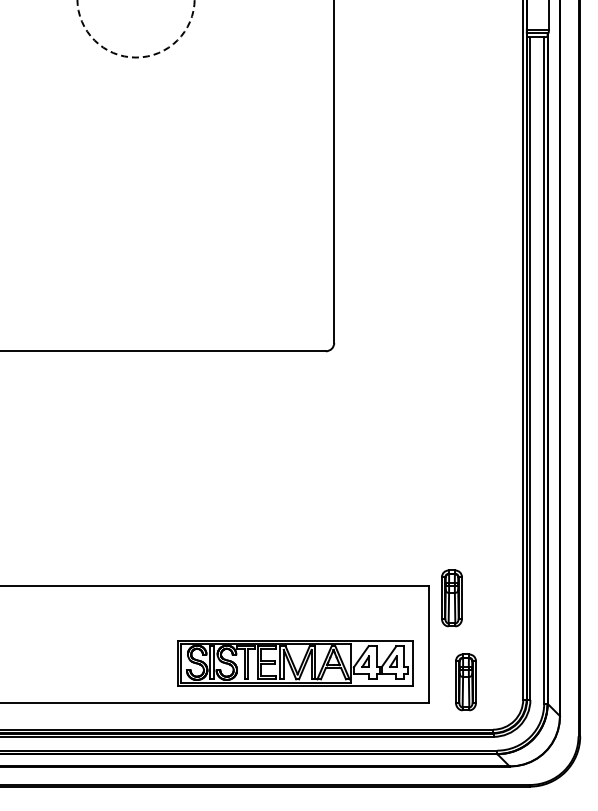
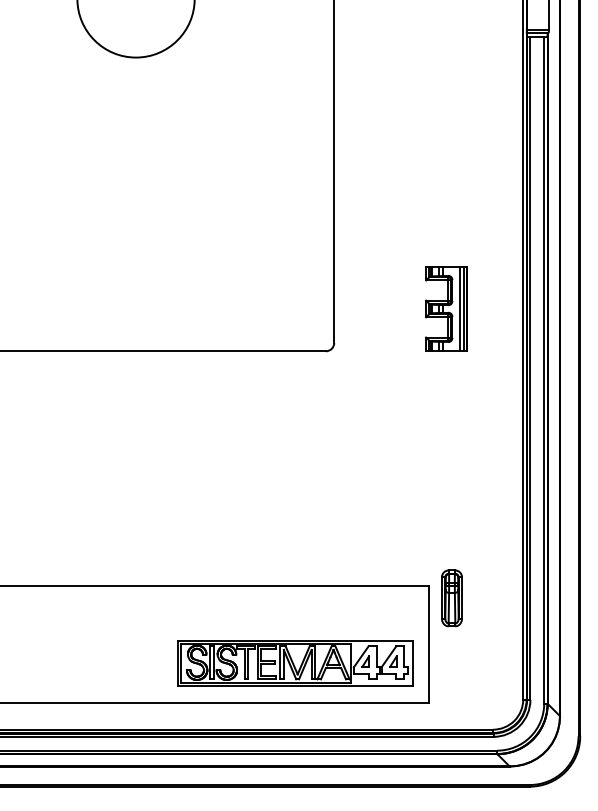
arc: dashed -> solid (136, 57)
part: none -> present (446, 308)
part: present -> none (465, 682)
